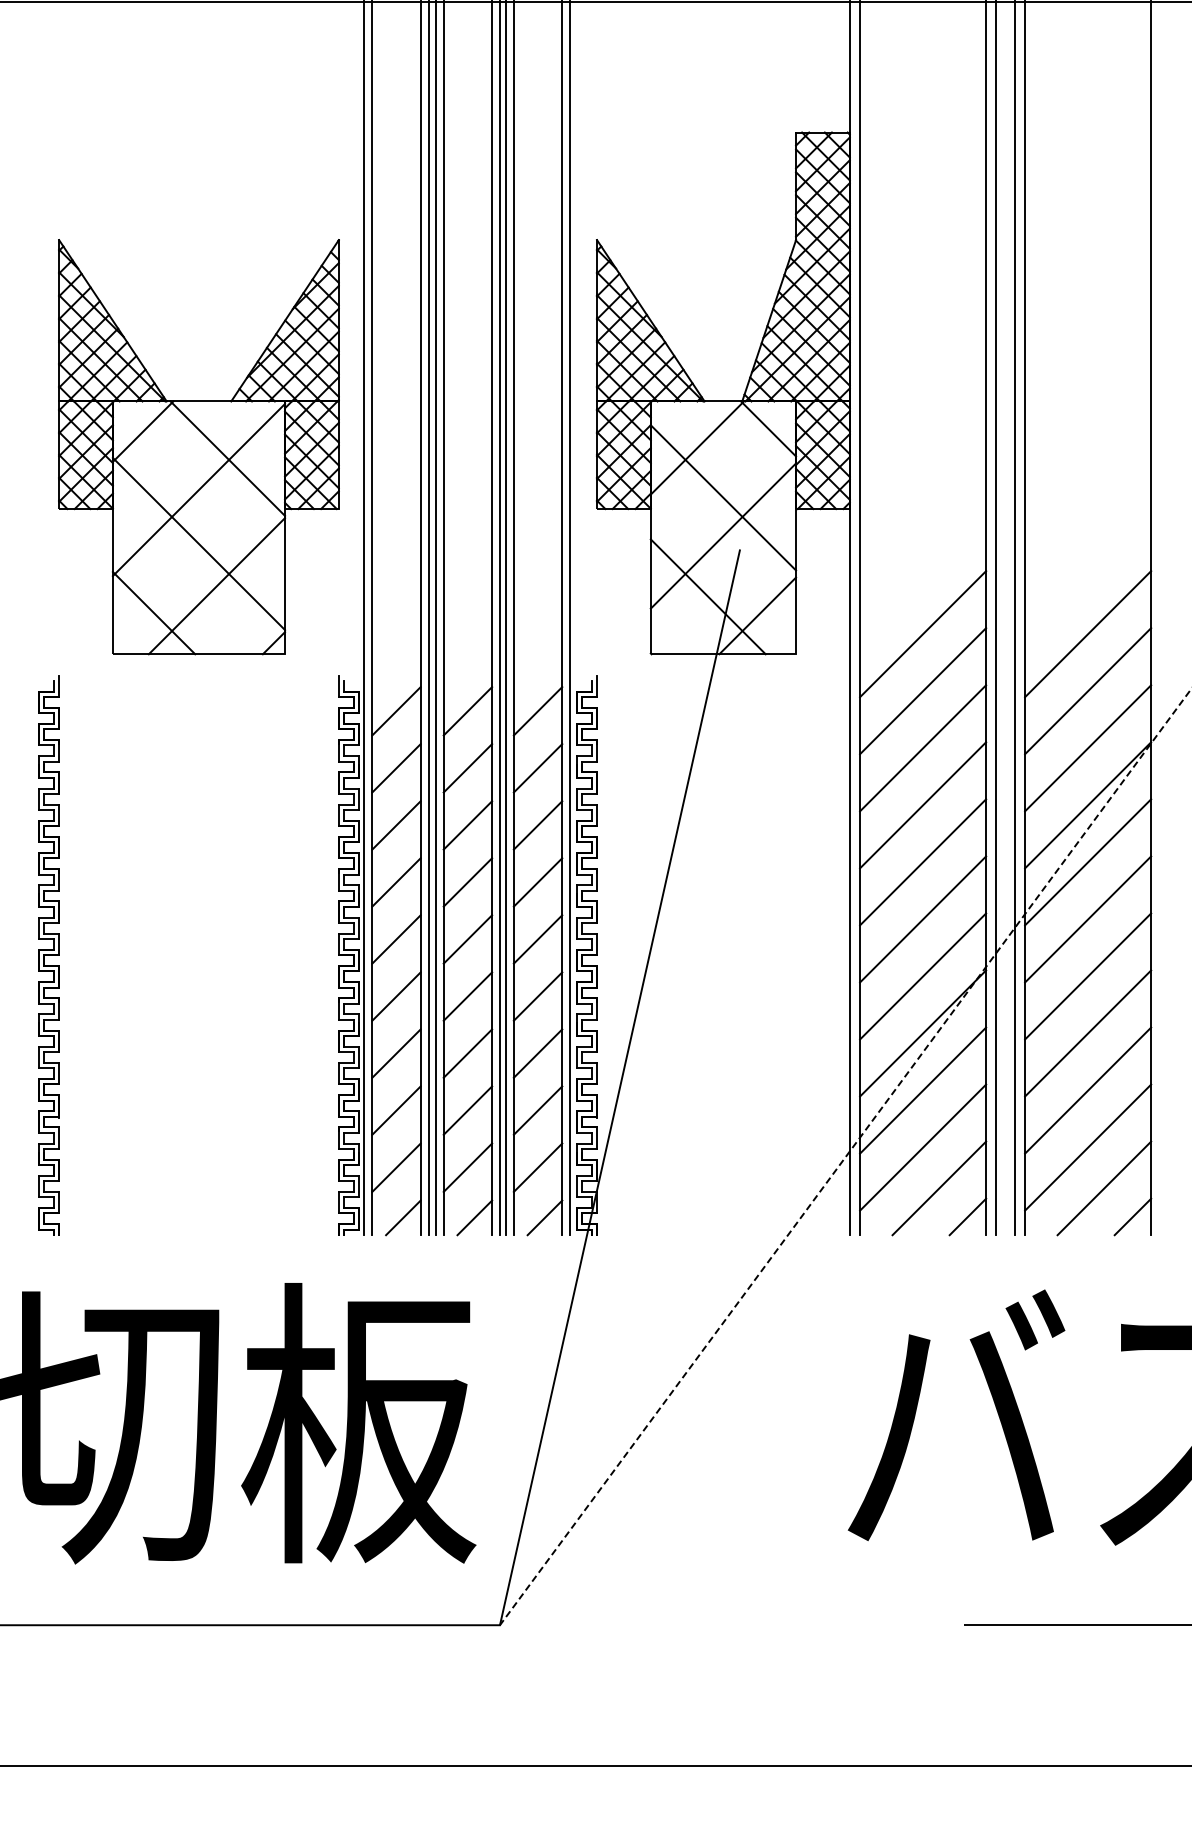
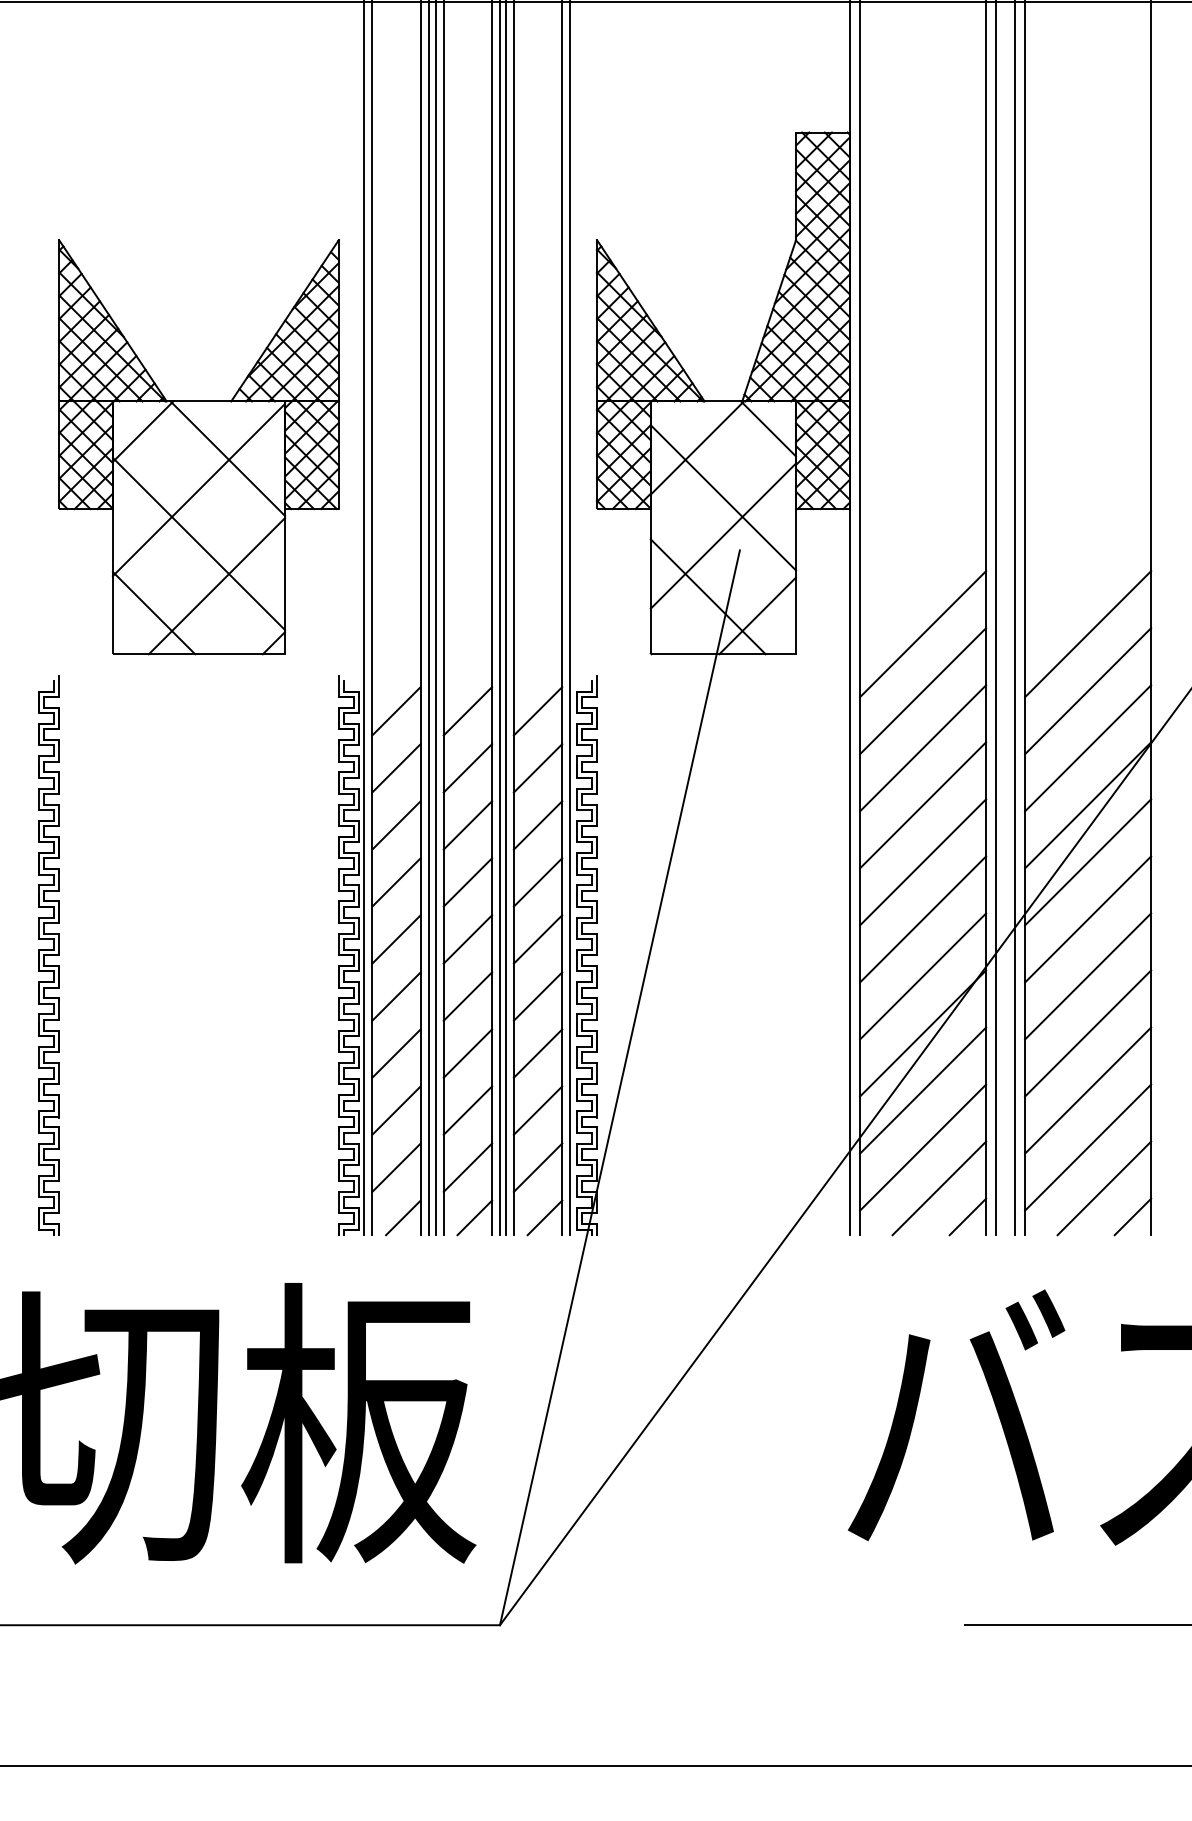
line: dashed -> solid (845, 1157)
